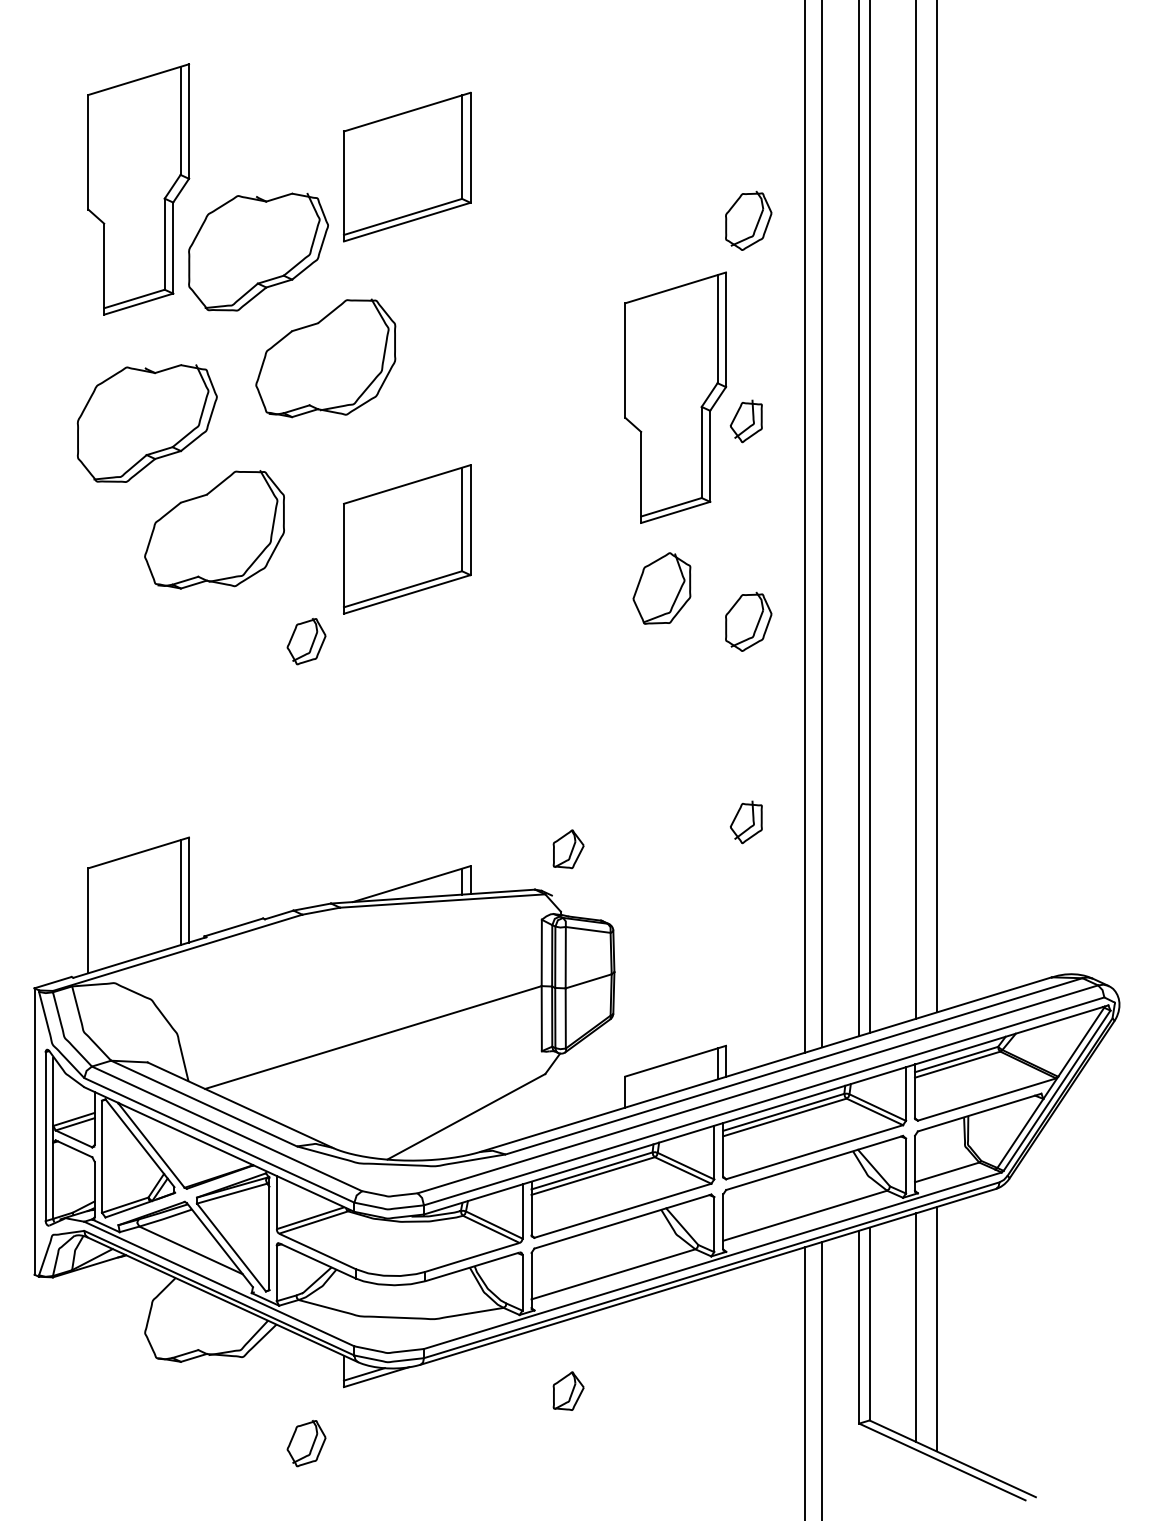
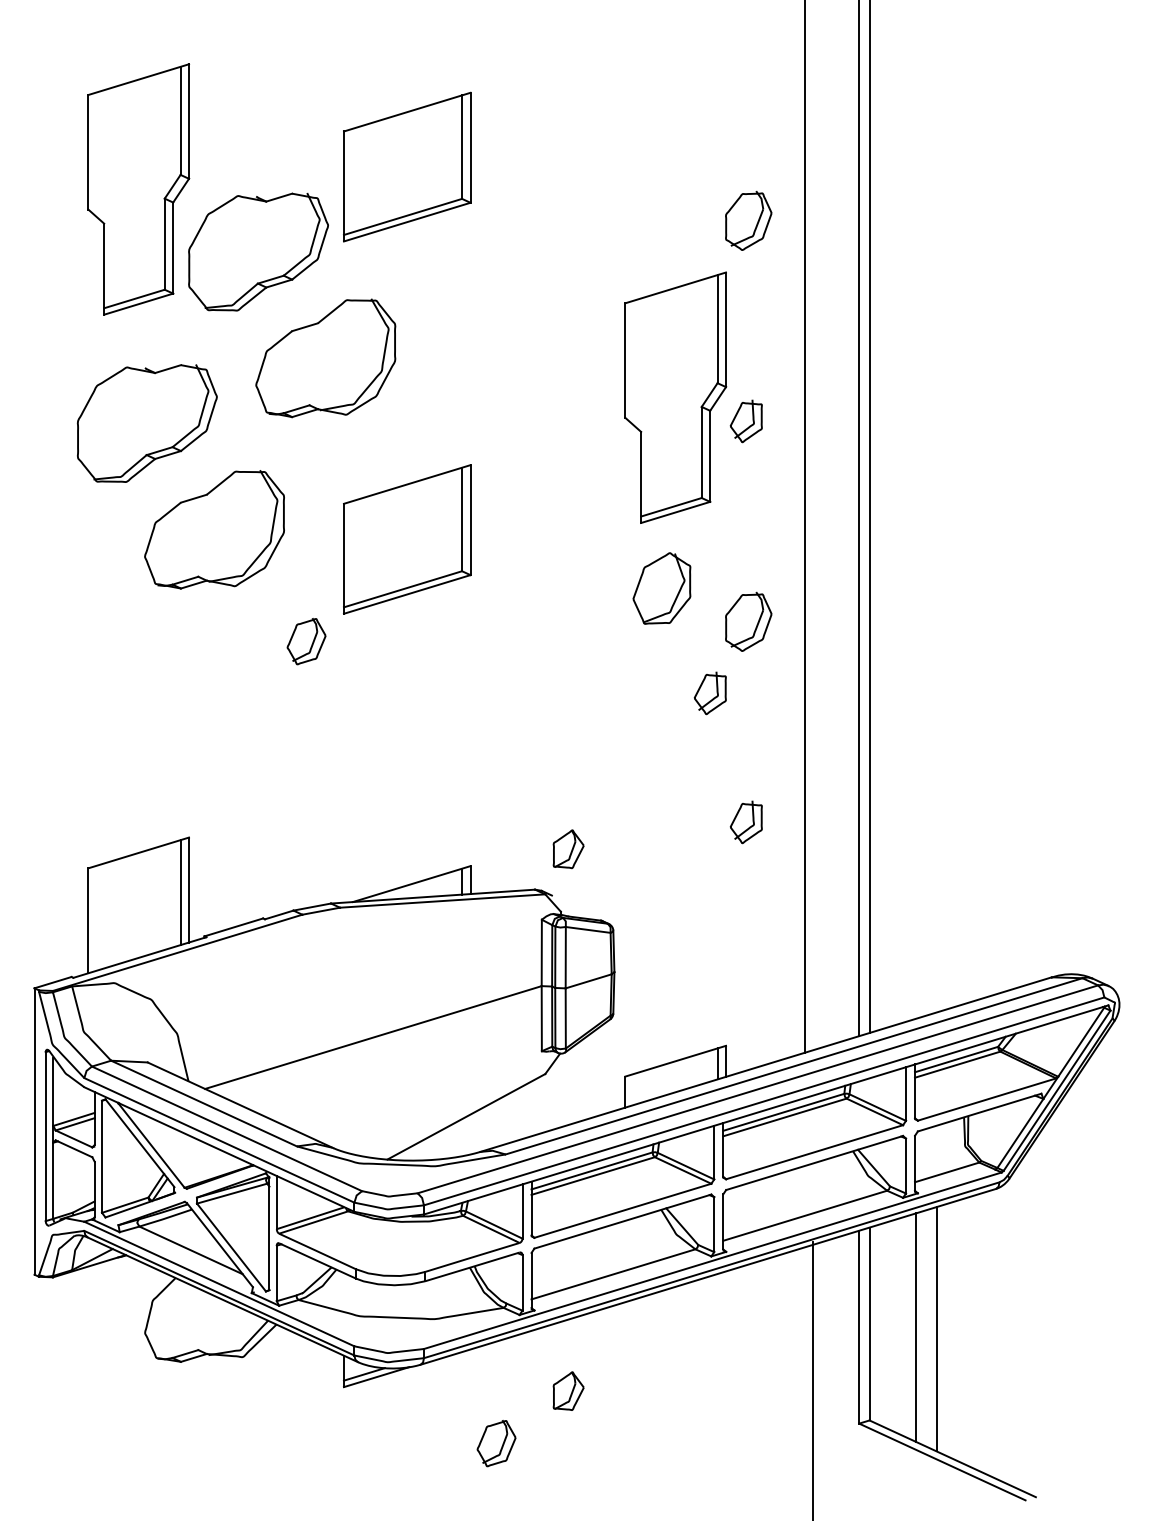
line: present -> none (936, 507)
line: present -> none (915, 510)
line: present -> none (822, 524)
part: none -> present (709, 693)
line position: (822, 1379) -> (813, 1379) (813, 1379)
line: present -> none (804, 1382)
part position: (306, 1443) -> (496, 1443) (496, 1443)
